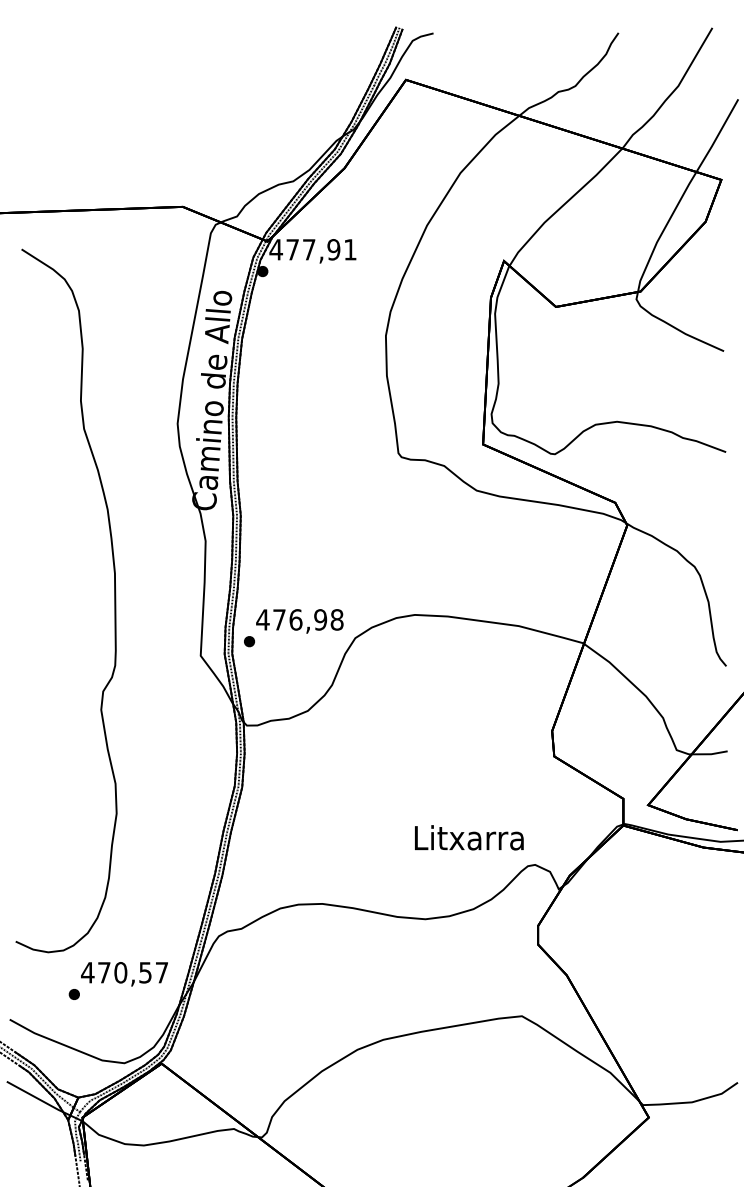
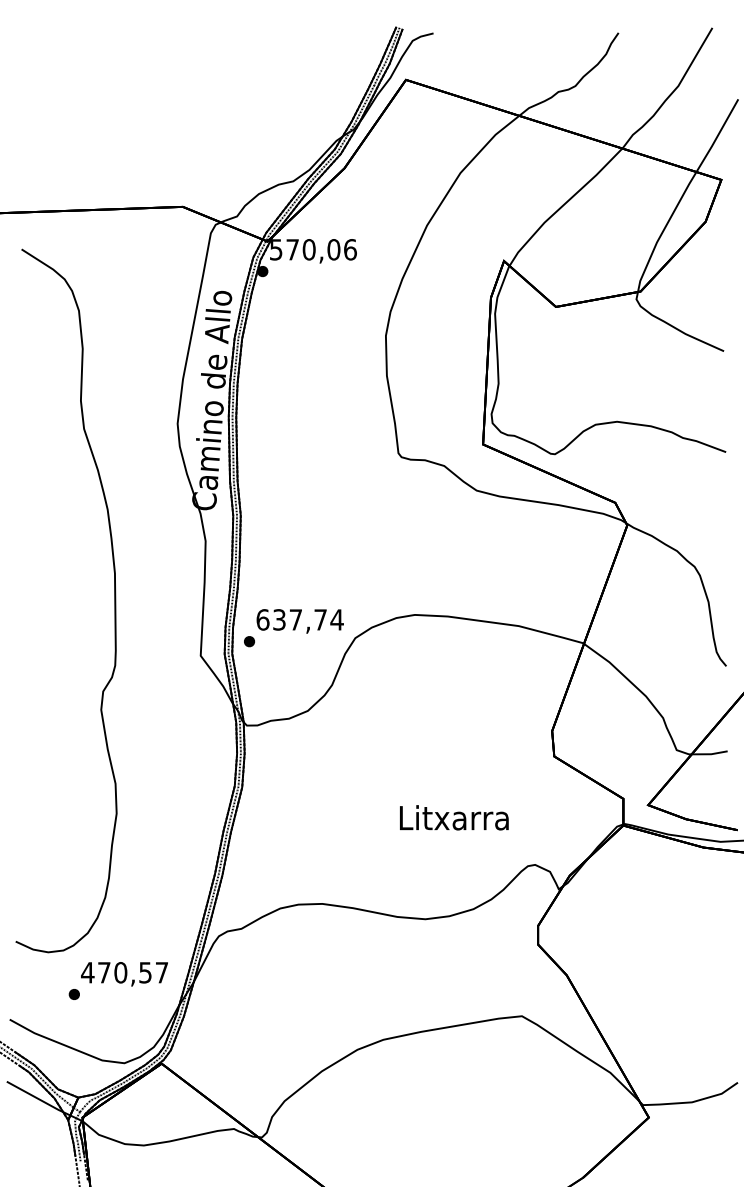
text: 477,91 -> 570,06 (312, 249)
text: 476,98 -> 637,74 (299, 619)
text position: (469, 837) -> (454, 817) (454, 817)
